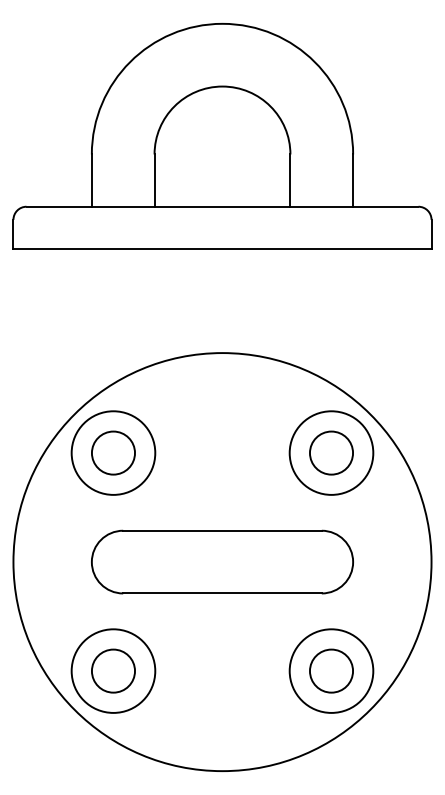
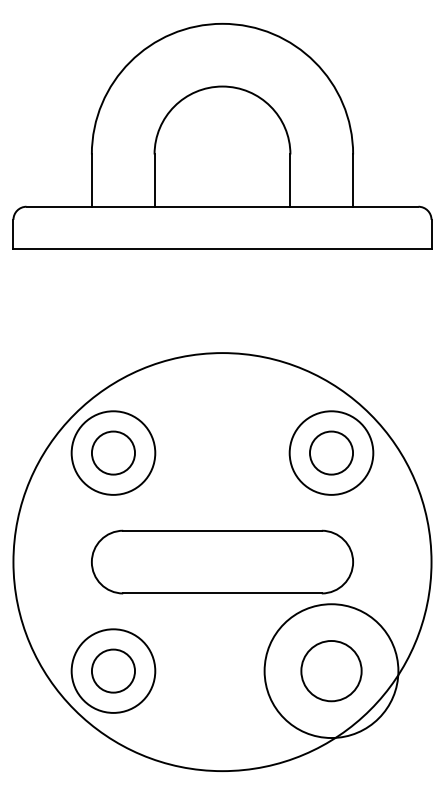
circle diameter: 43 px -> 60 px (331, 670)
circle diameter: 84 px -> 134 px (331, 671)
